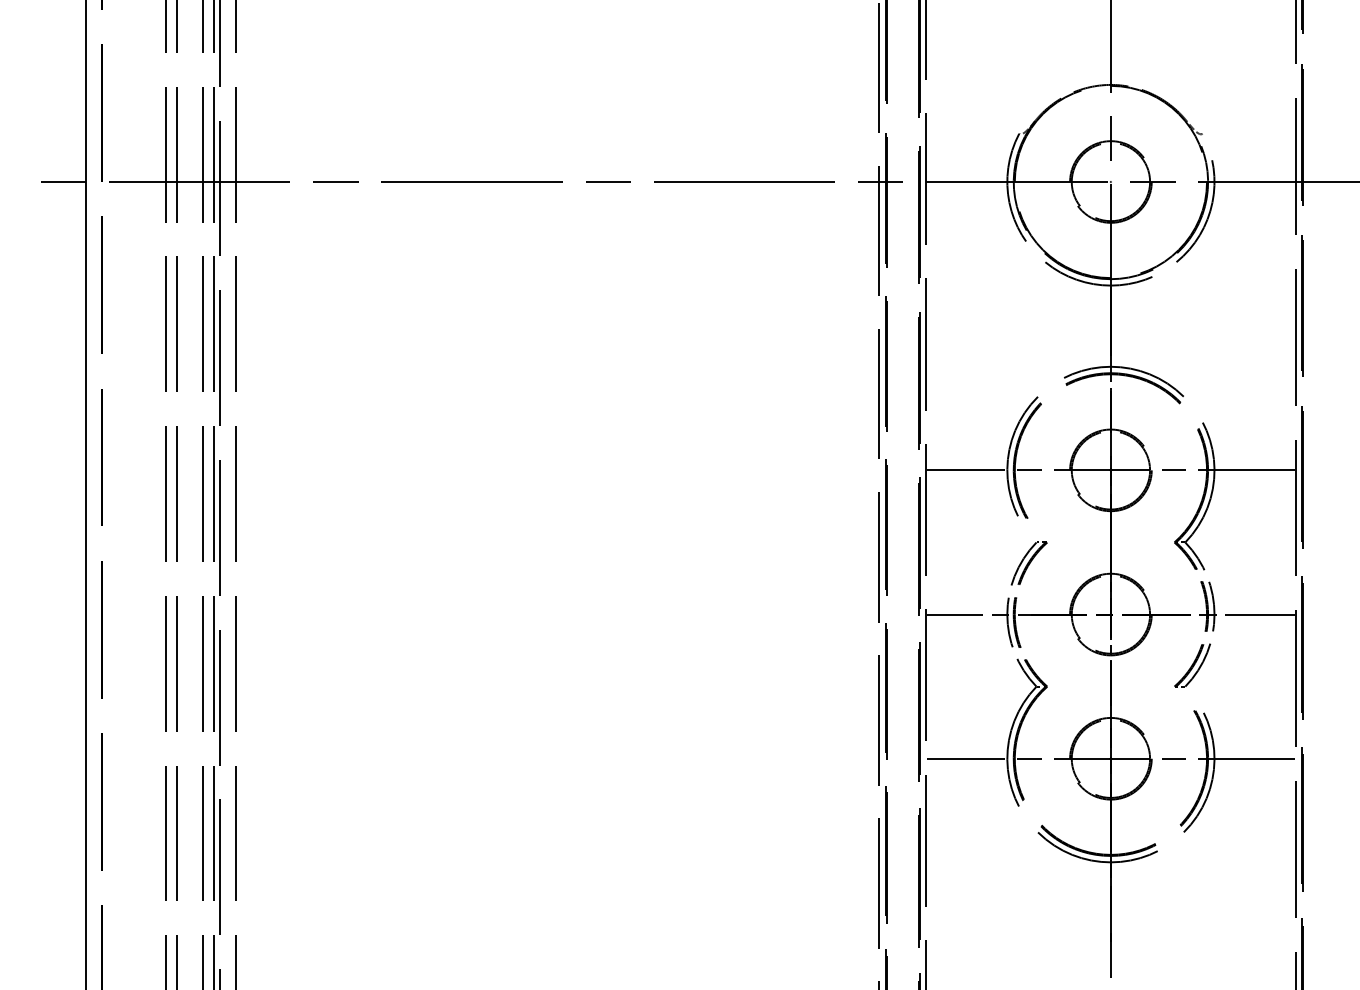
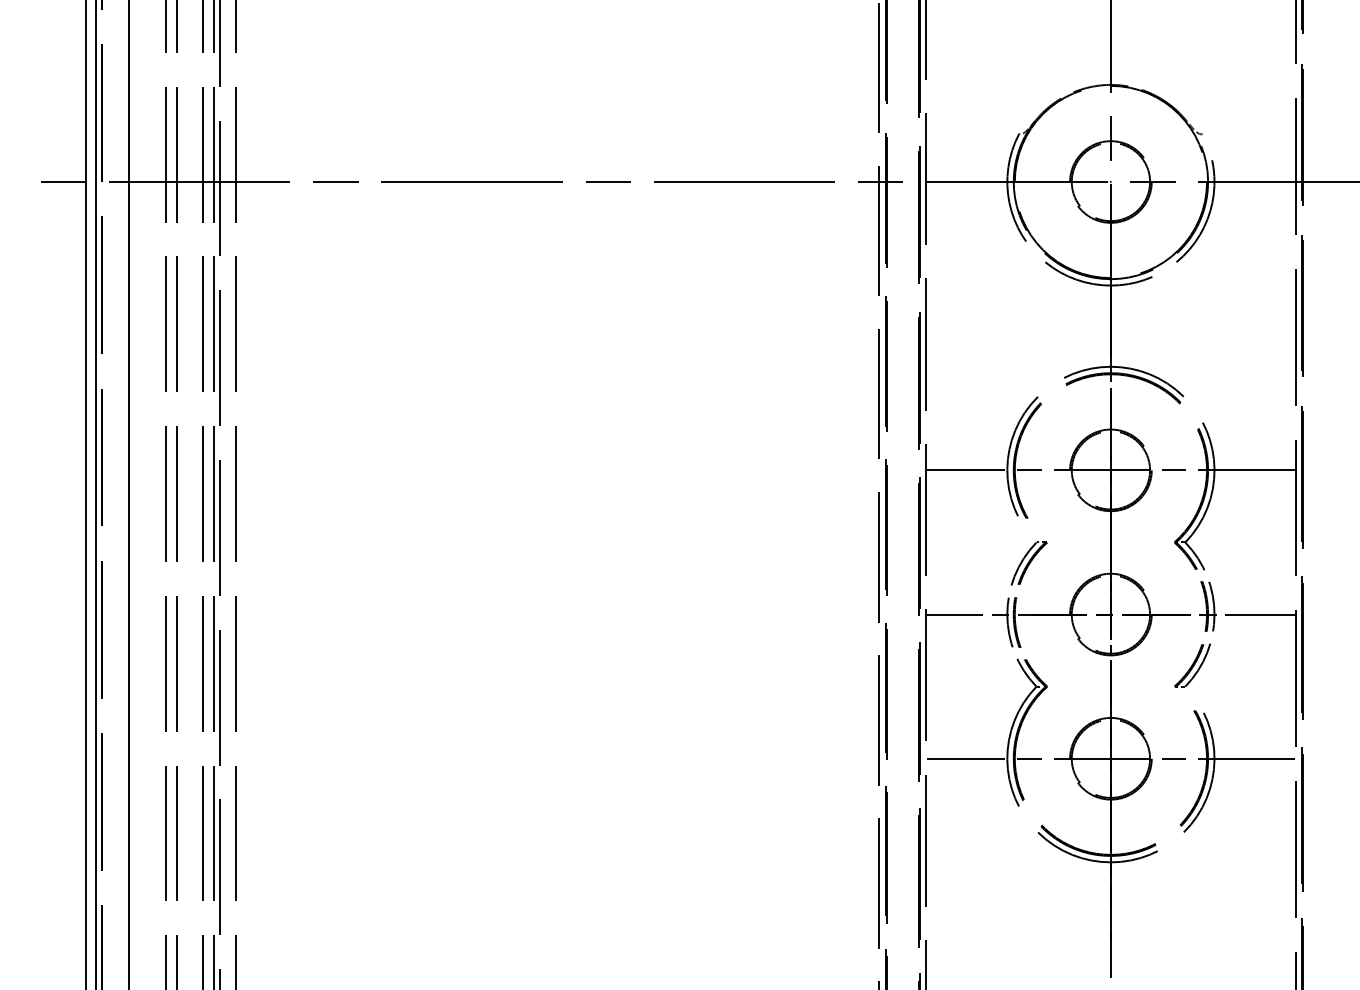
line: none -> present (96, 494)
line: none -> present (128, 494)
